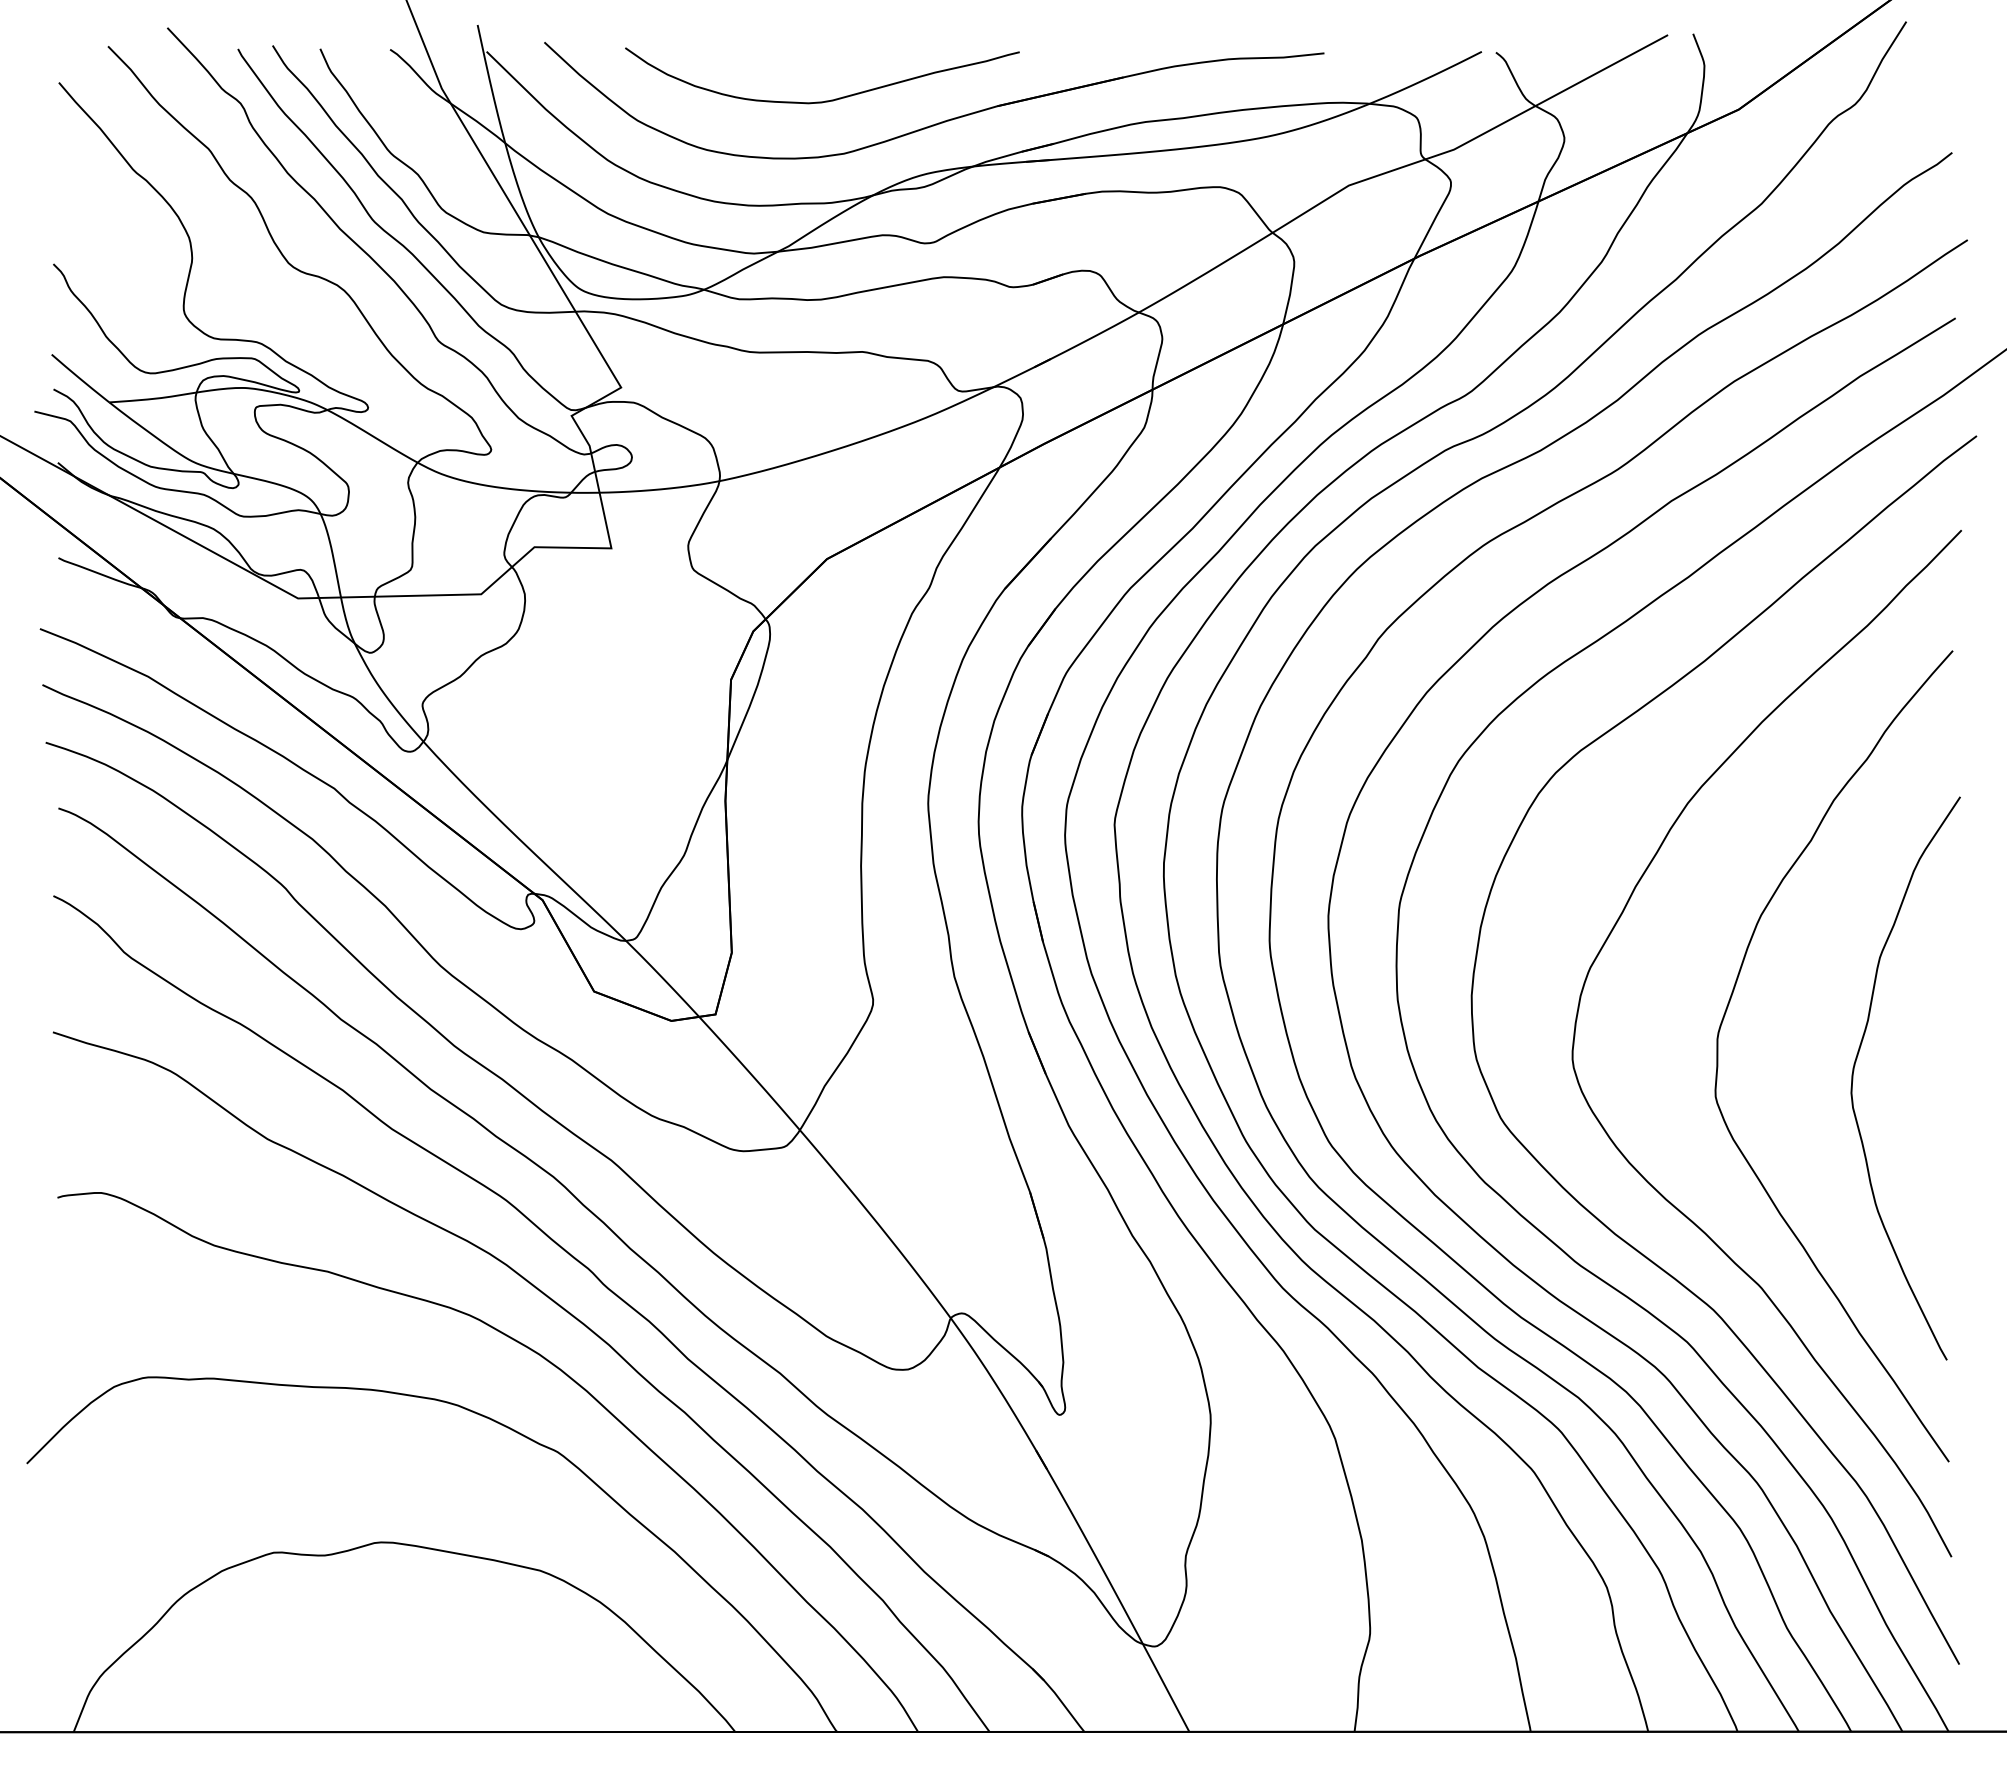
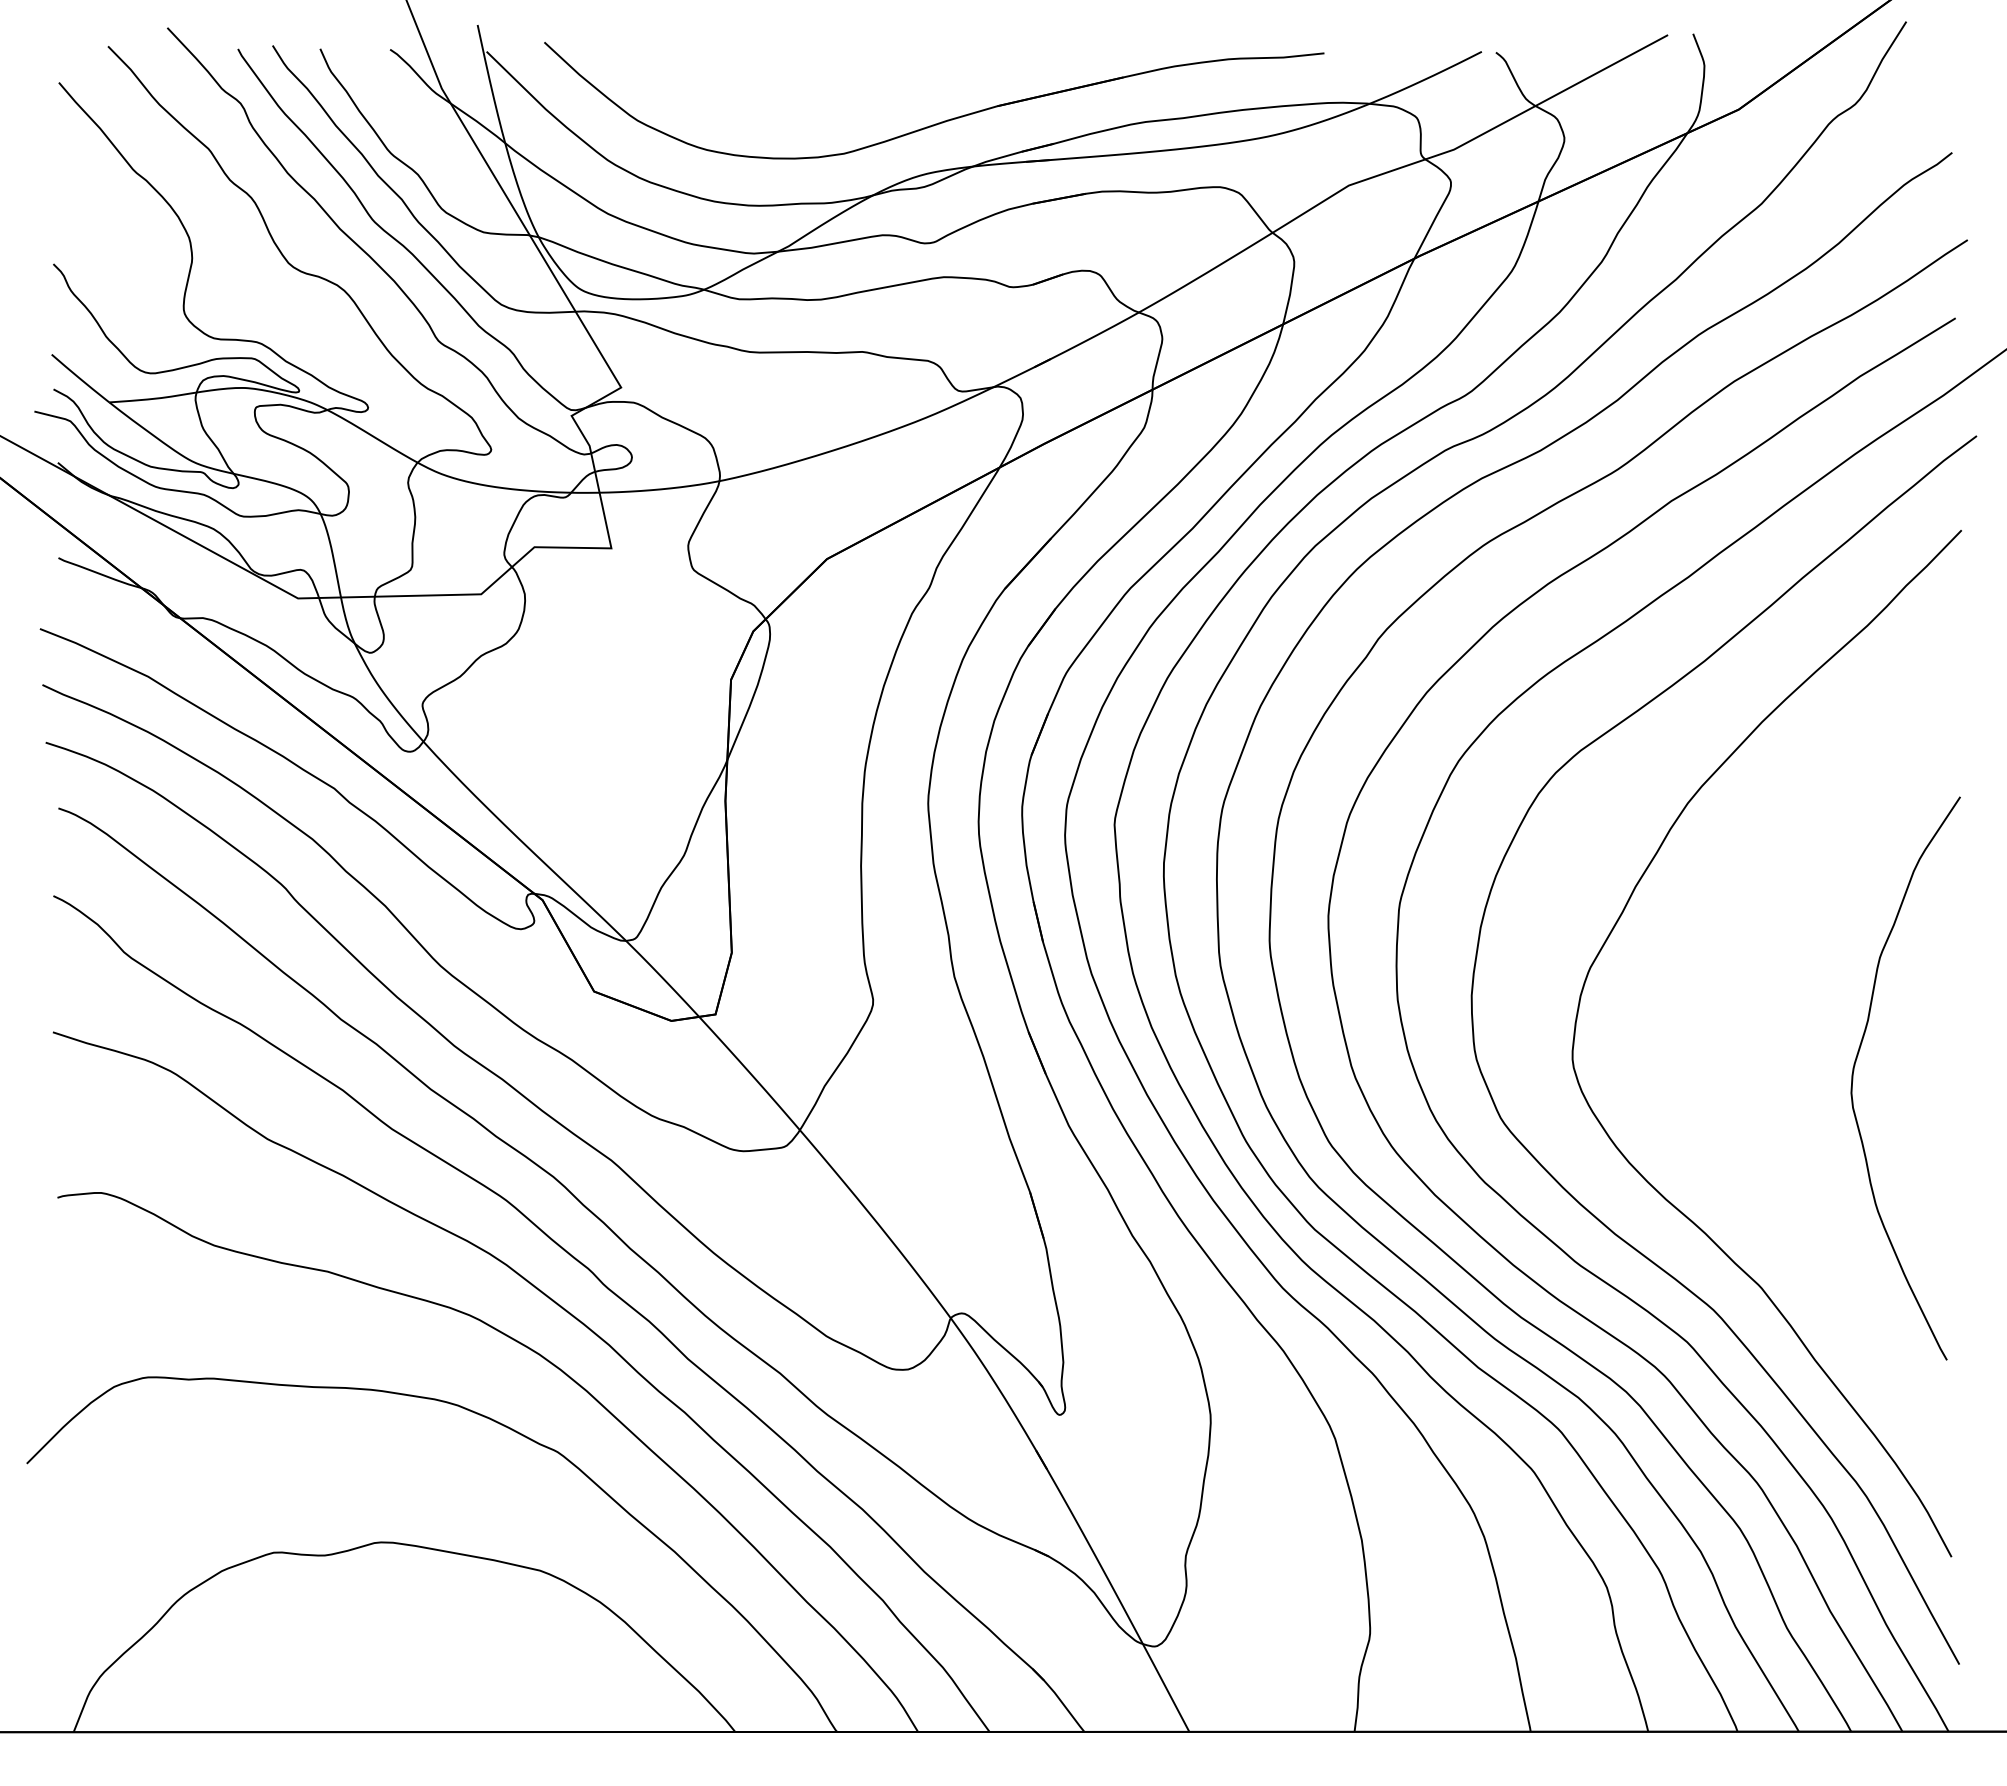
curve: present -> none (825, 100)
curve: present -> none (1718, 1056)
